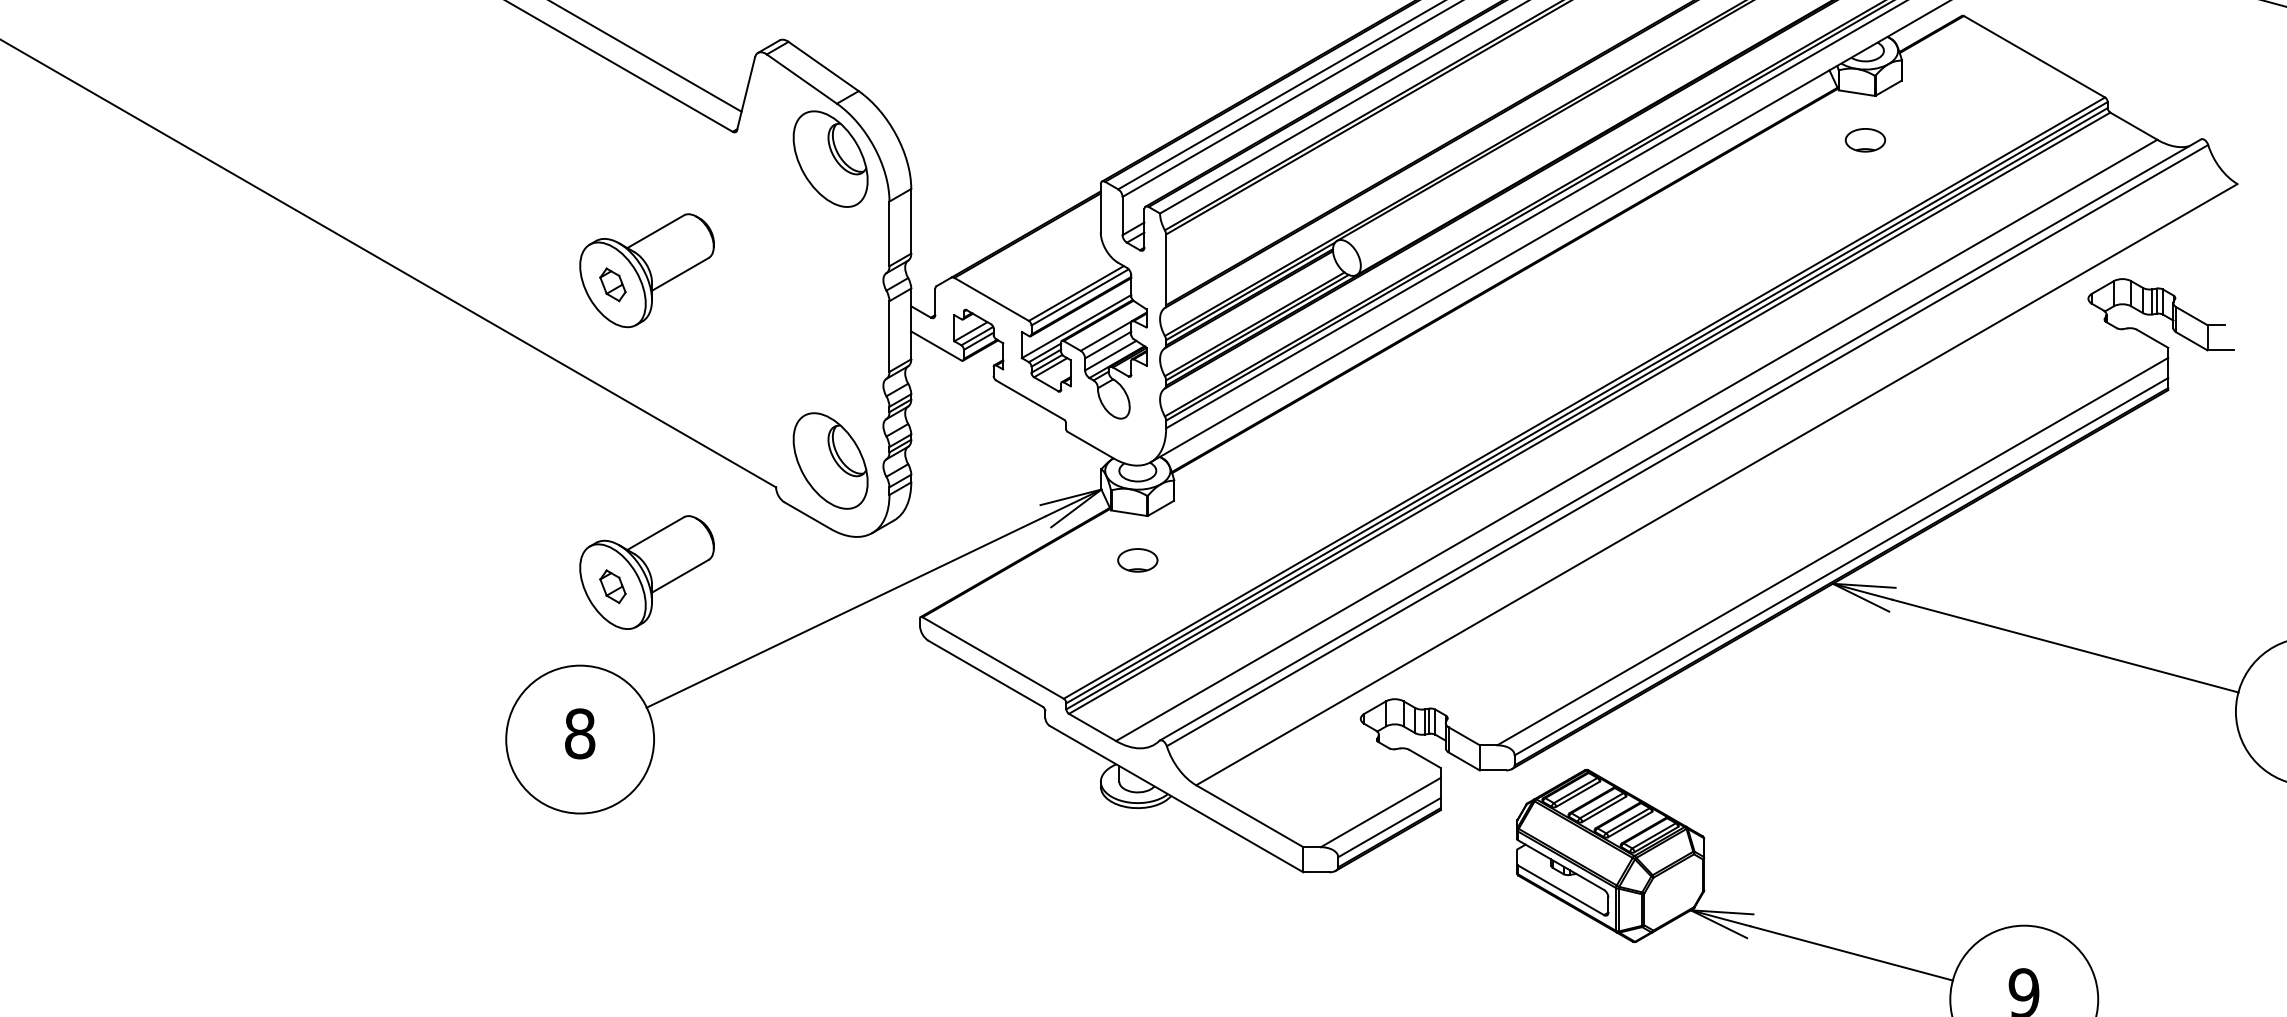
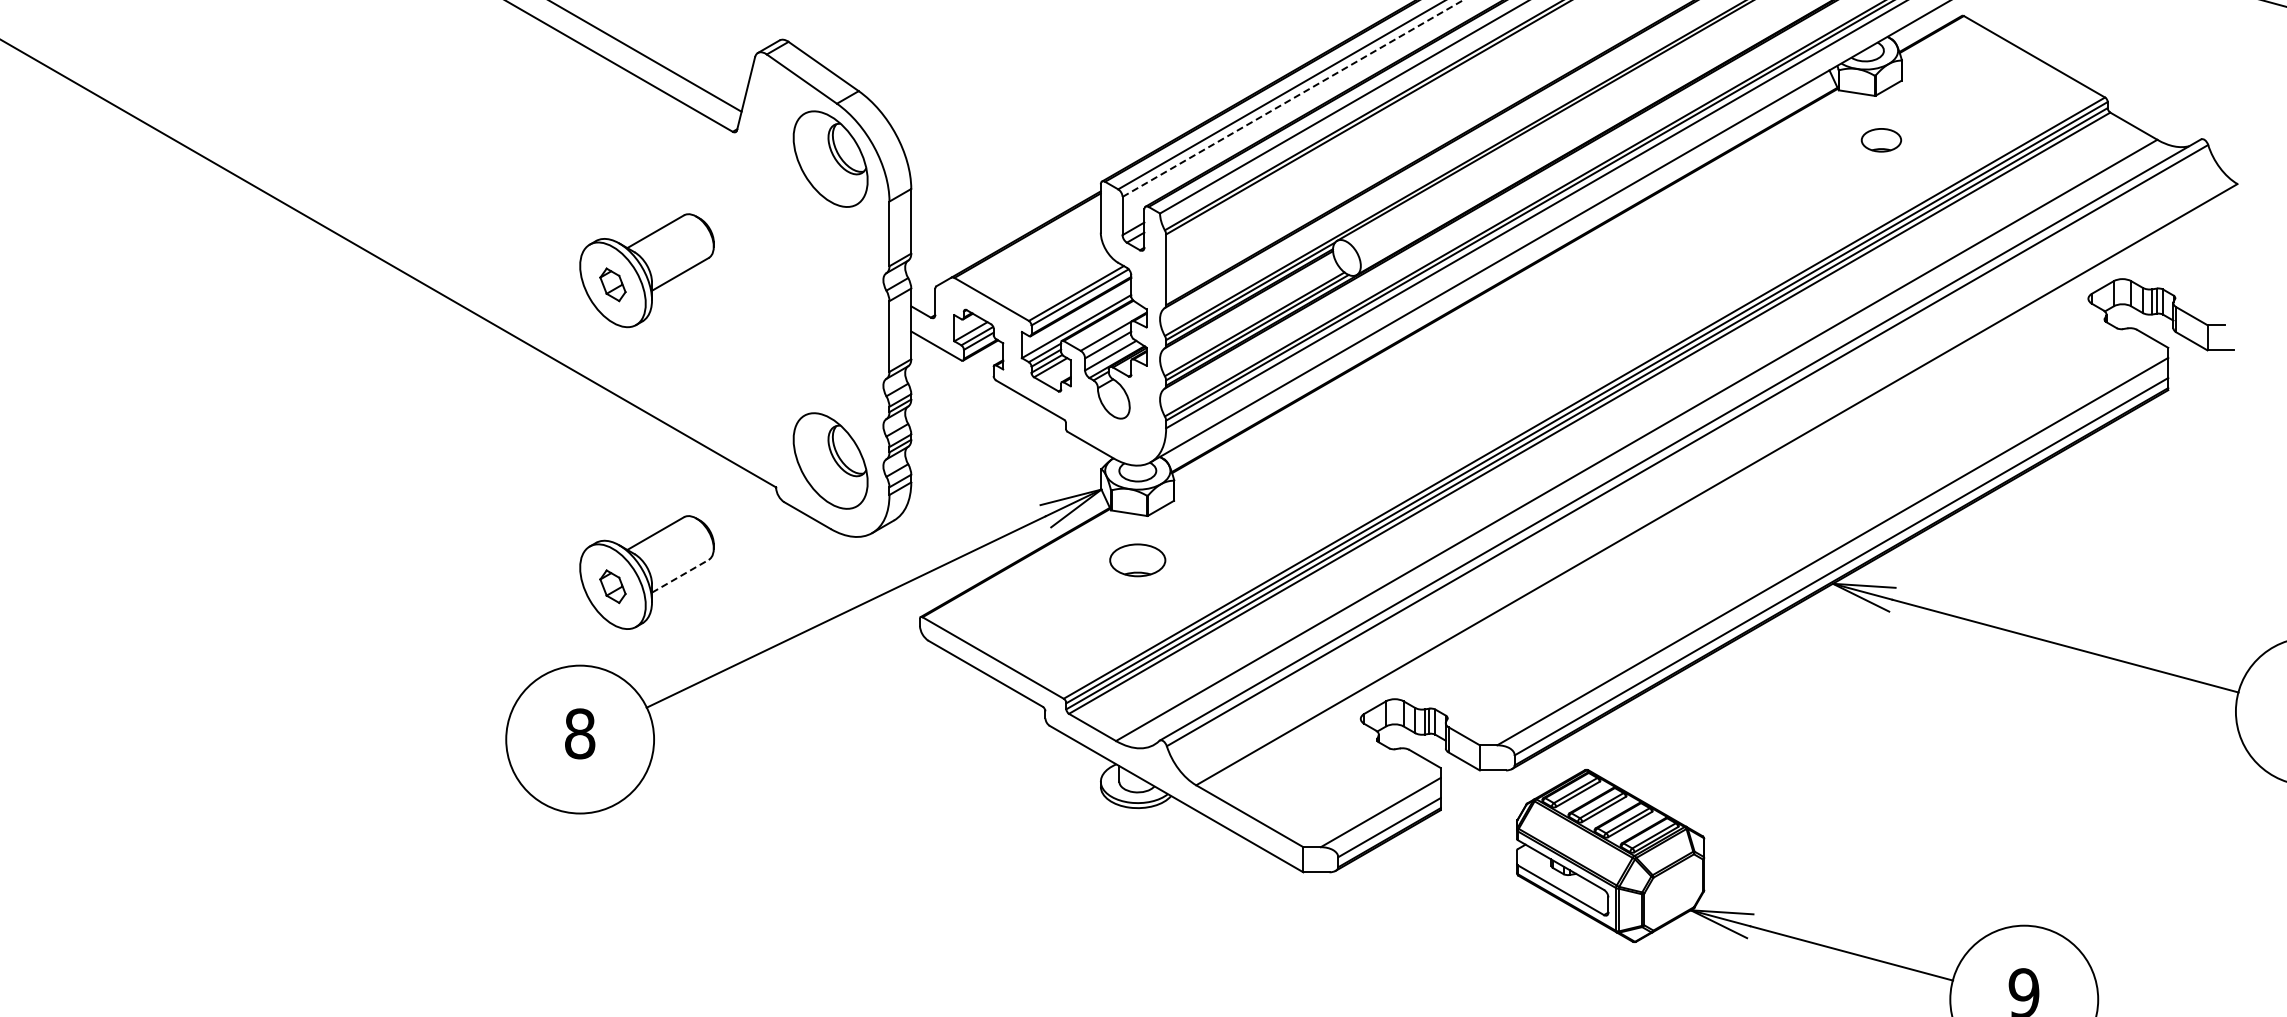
line: solid -> dashed (1293, 98)
part position: (1865, 140) -> (1881, 140) (1881, 140)
part size: 42x25 px -> 58x35 px (1137, 560)
line: solid -> dashed (680, 576)
